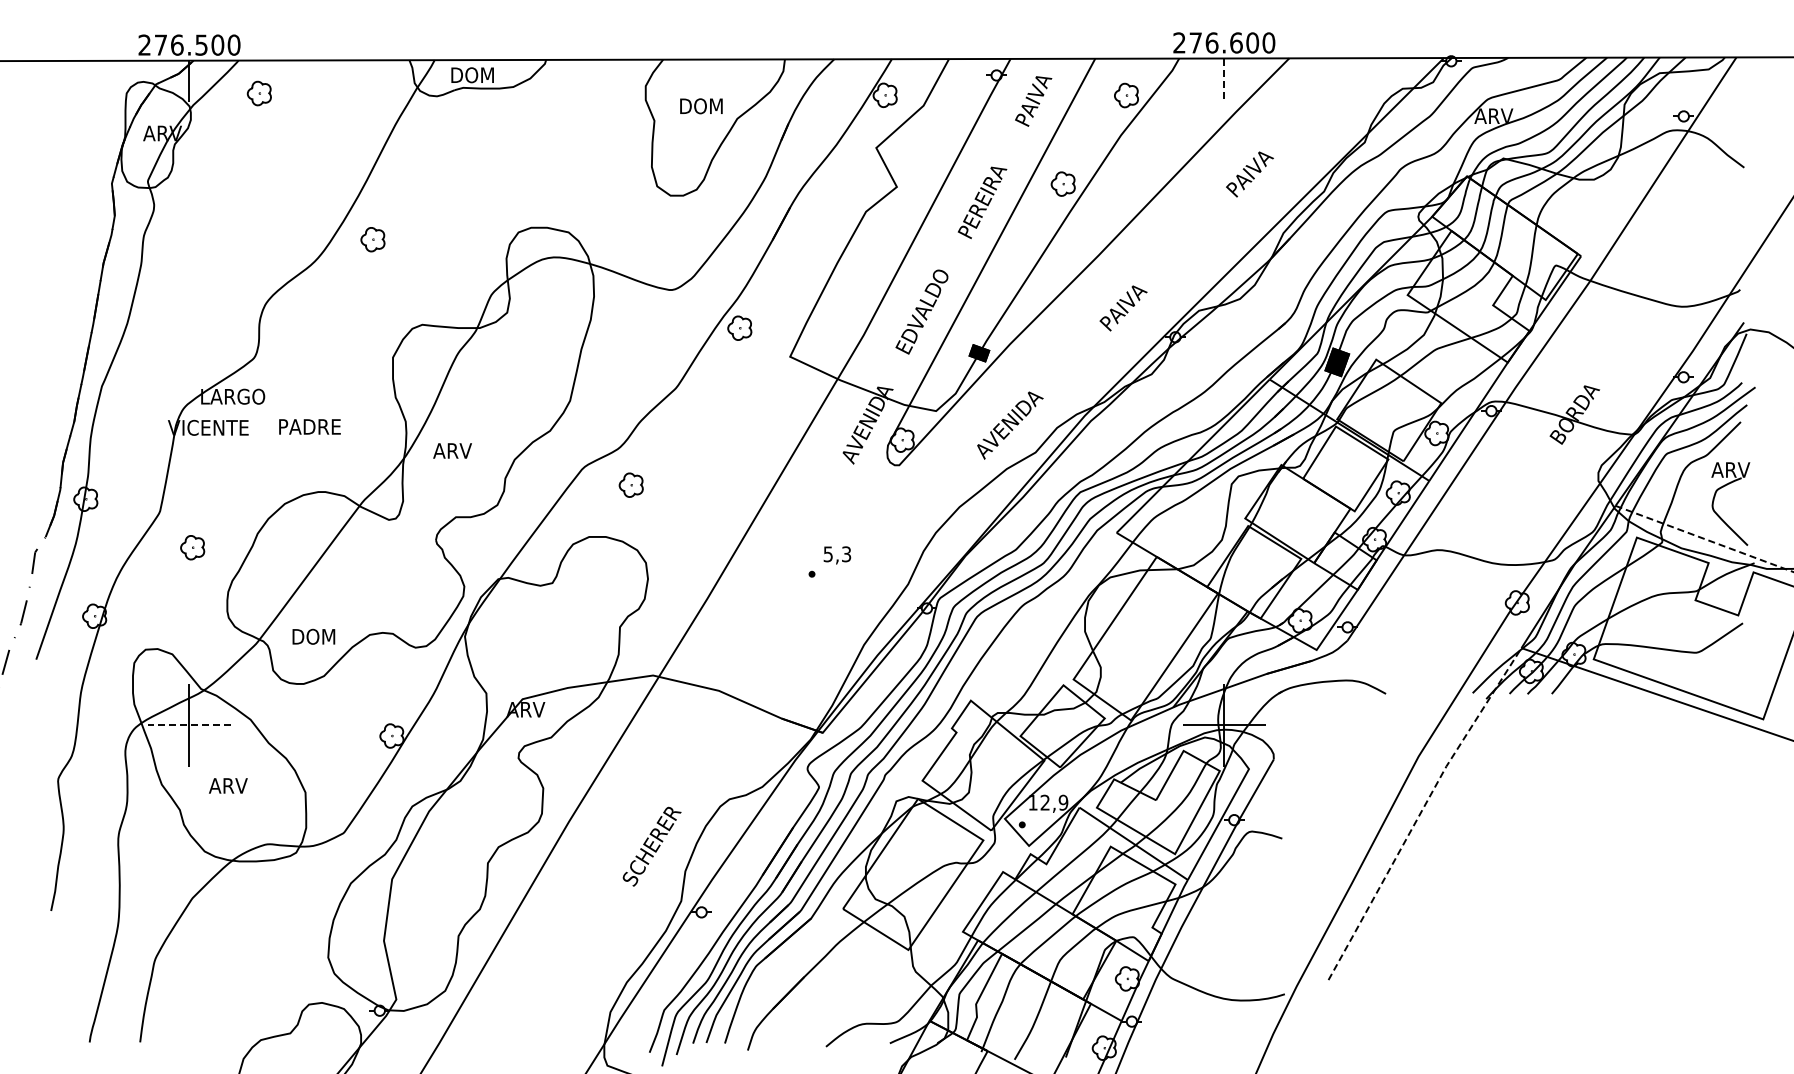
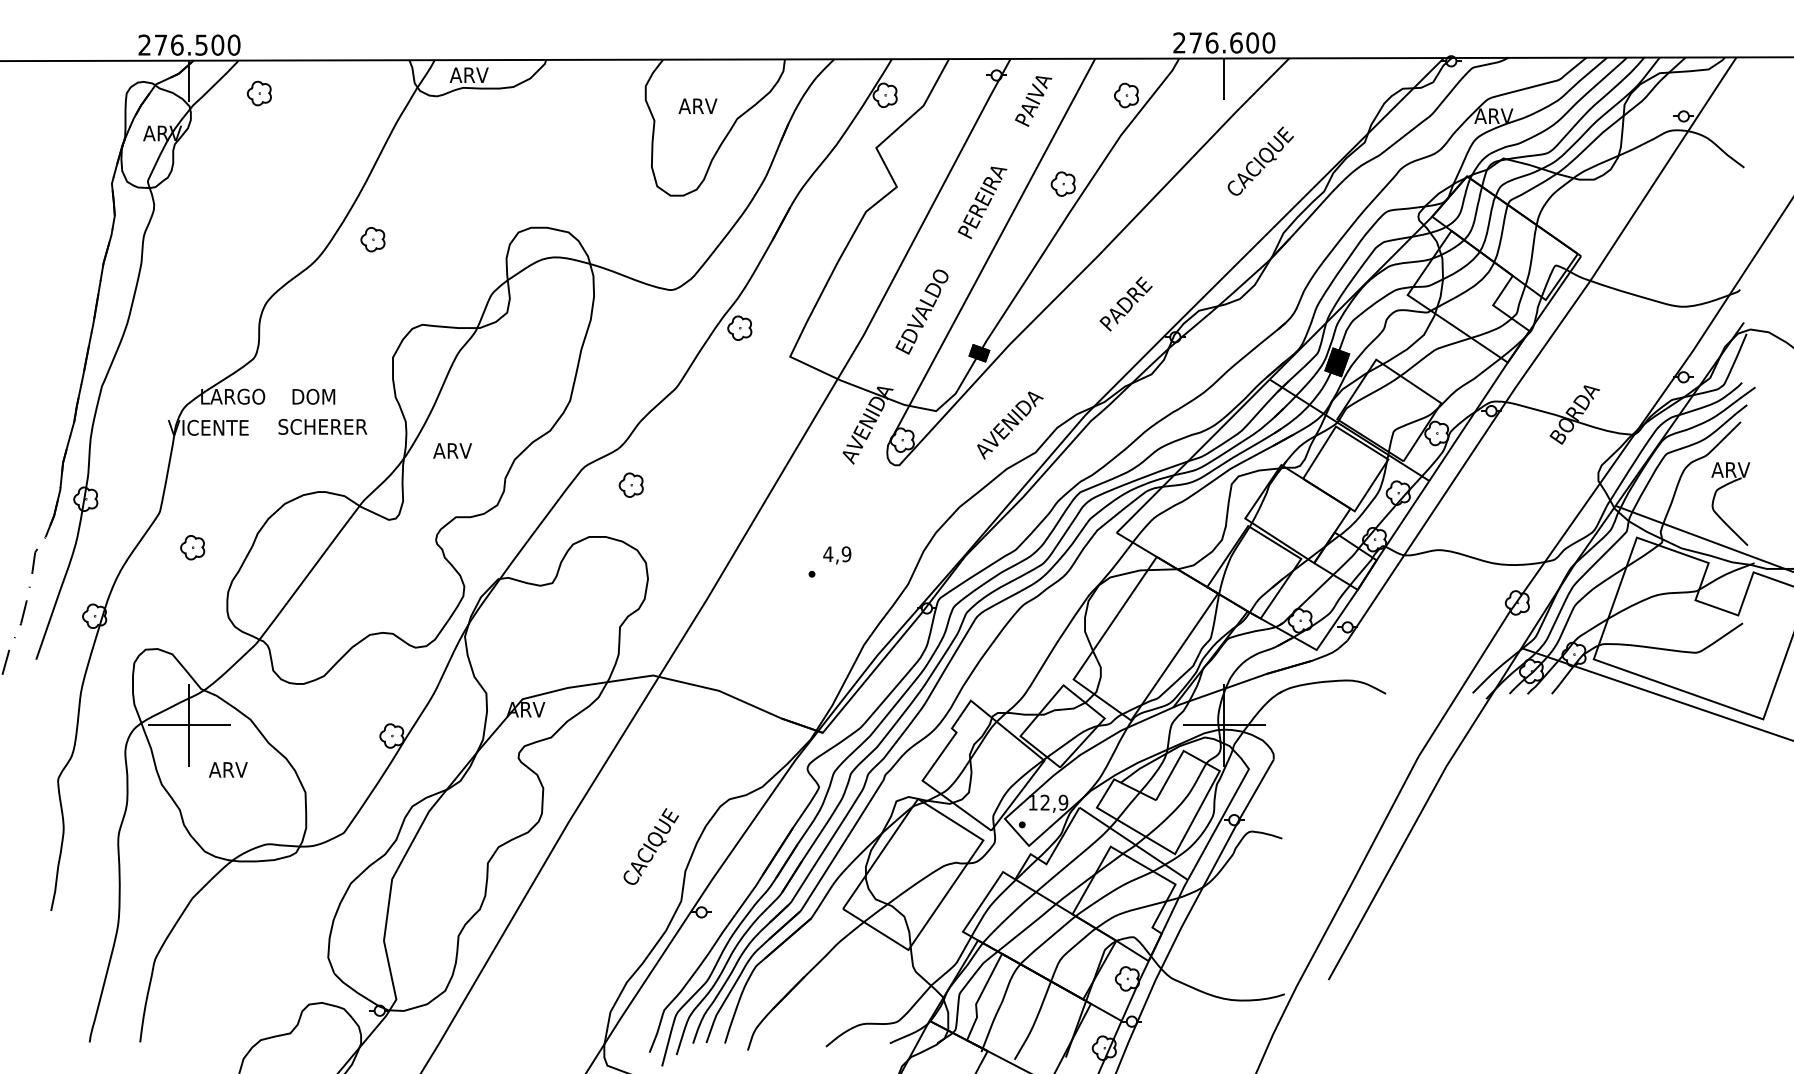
text: DOM -> ARV (471, 75)
line: dashed -> solid (1224, 79)
text: DOM -> ARV (700, 106)
text: PAIVA -> CACIQUE (1259, 161)
text: PAIVA -> PADRE (1134, 294)
text: PADRE -> SCHERER (322, 426)
line: dashed -> solid (1704, 538)
text: 5,3 -> 4,9 (837, 554)
text position: (313, 636) -> (313, 396) (313, 396)
line: dashed -> solid (188, 725)
text position: (228, 785) -> (228, 769) (228, 769)
line: dashed -> solid (1421, 811)
text: SCHERER -> CACIQUE (651, 846)
